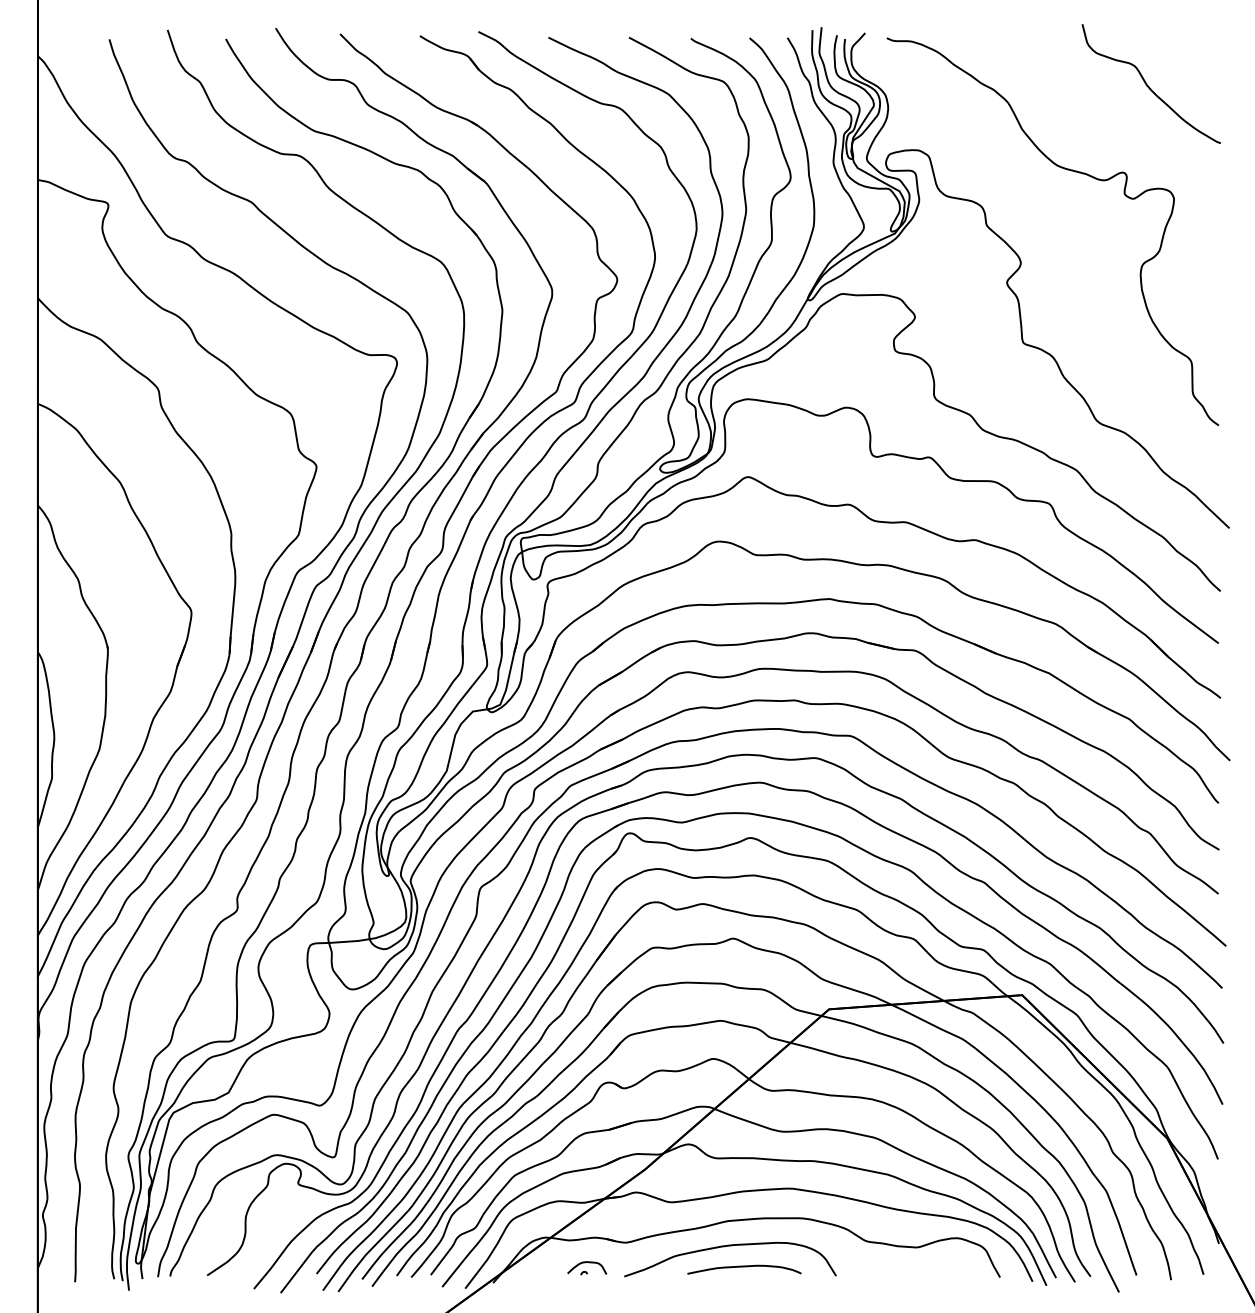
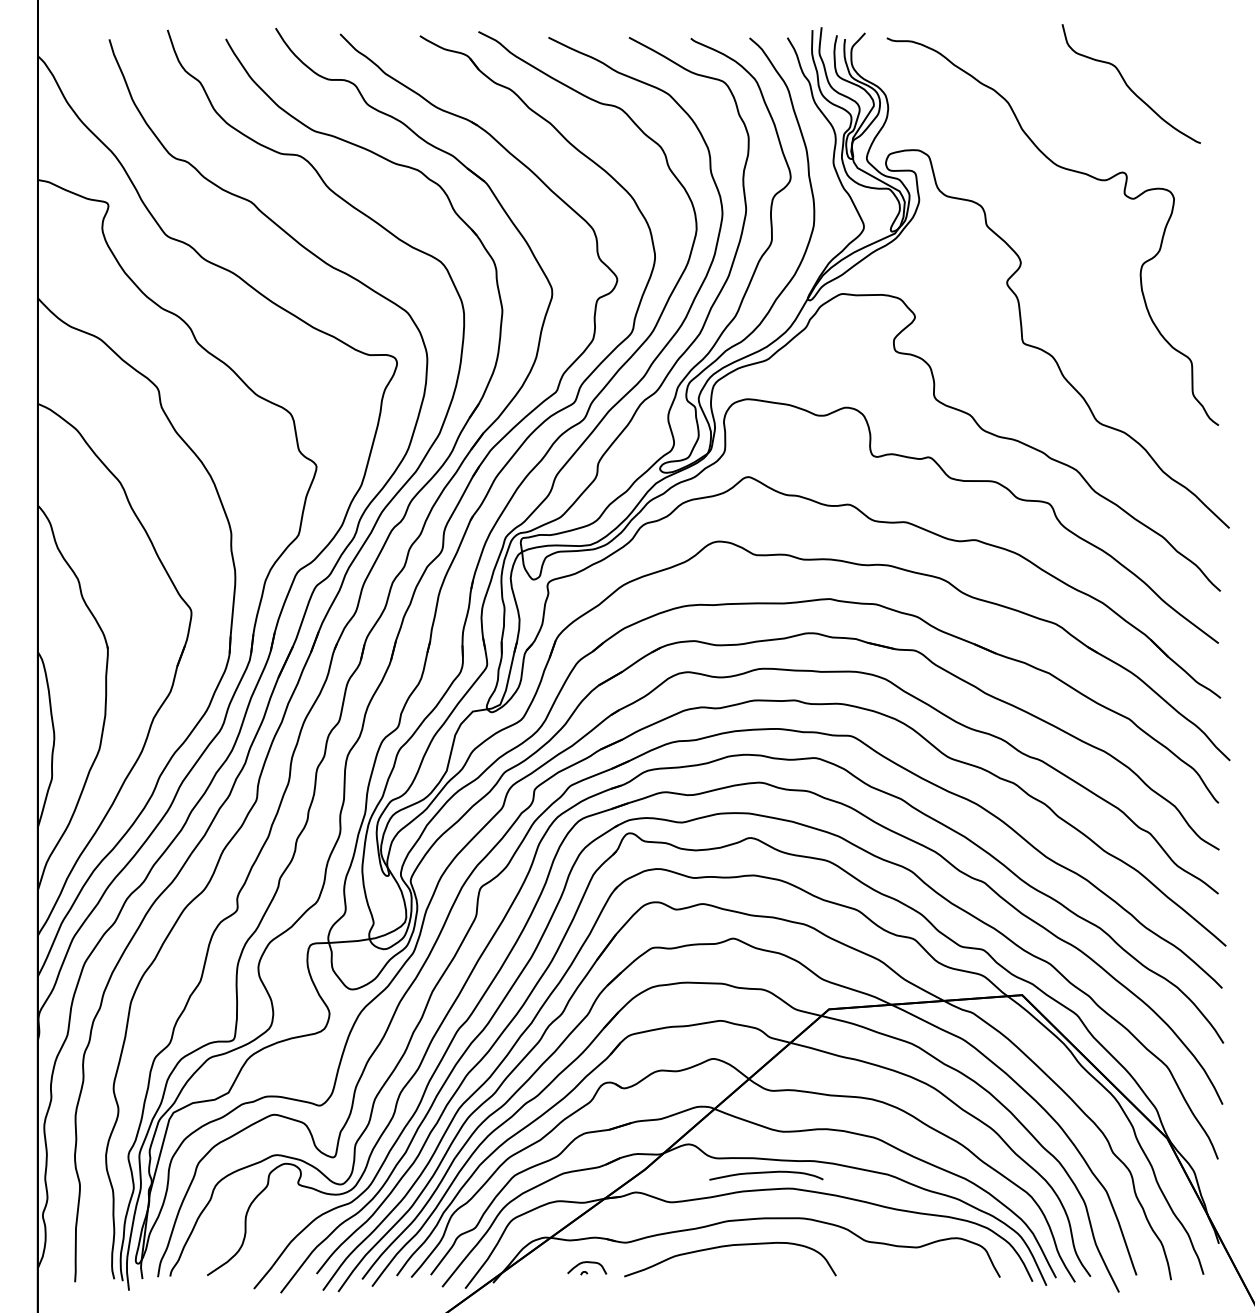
curve position: (1148, 85) -> (1128, 85) (1128, 85)
curve position: (744, 1267) -> (766, 1173) (766, 1173)
